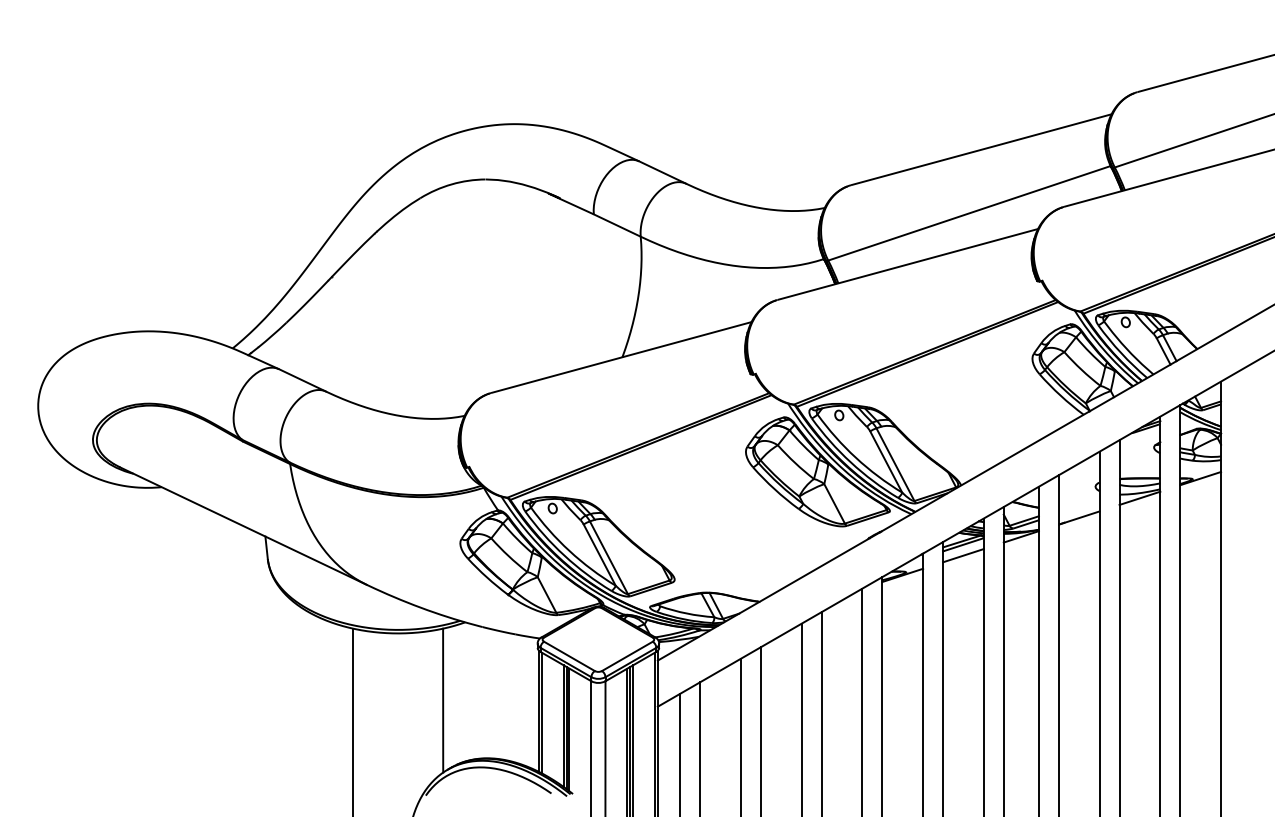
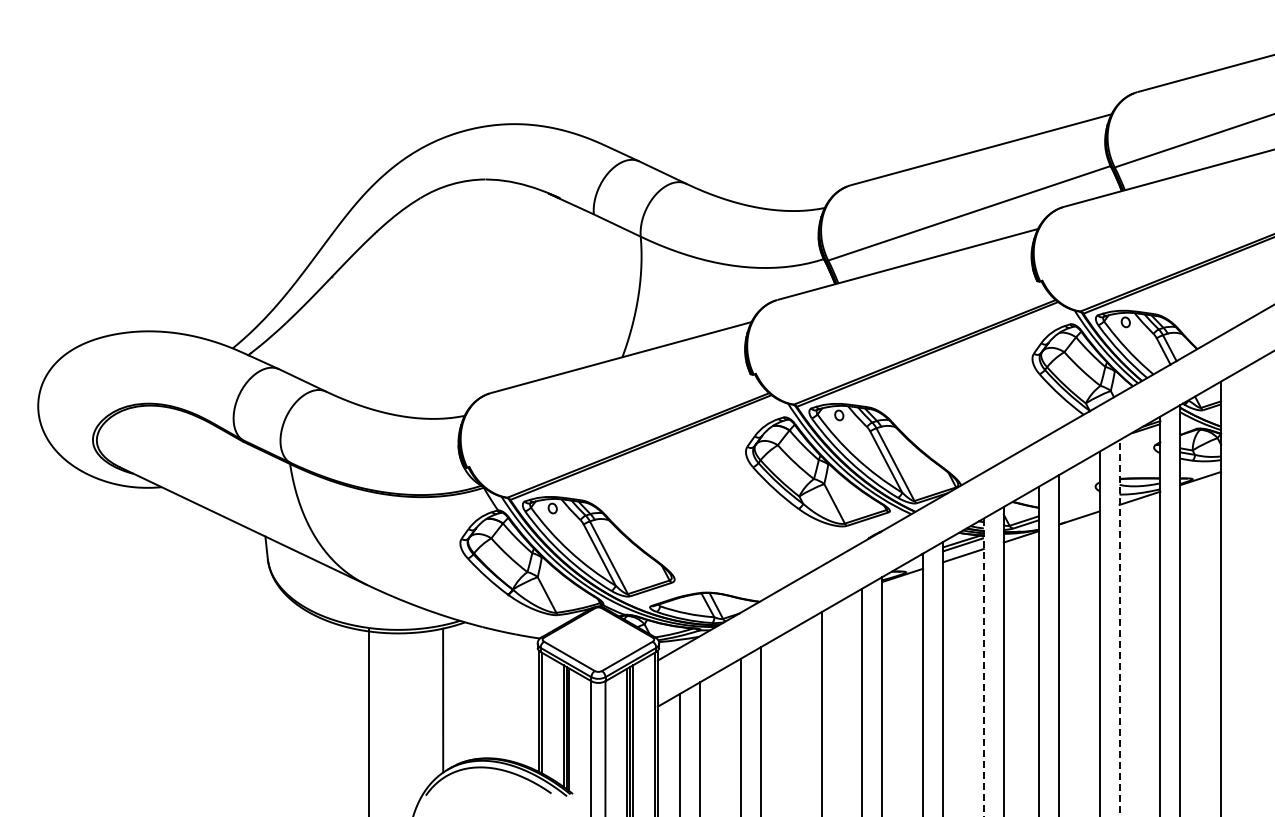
line: solid -> dashed (1119, 627)
line: solid -> dashed (983, 667)
line: present -> none (801, 718)
line position: (353, 720) -> (369, 720) (369, 720)
